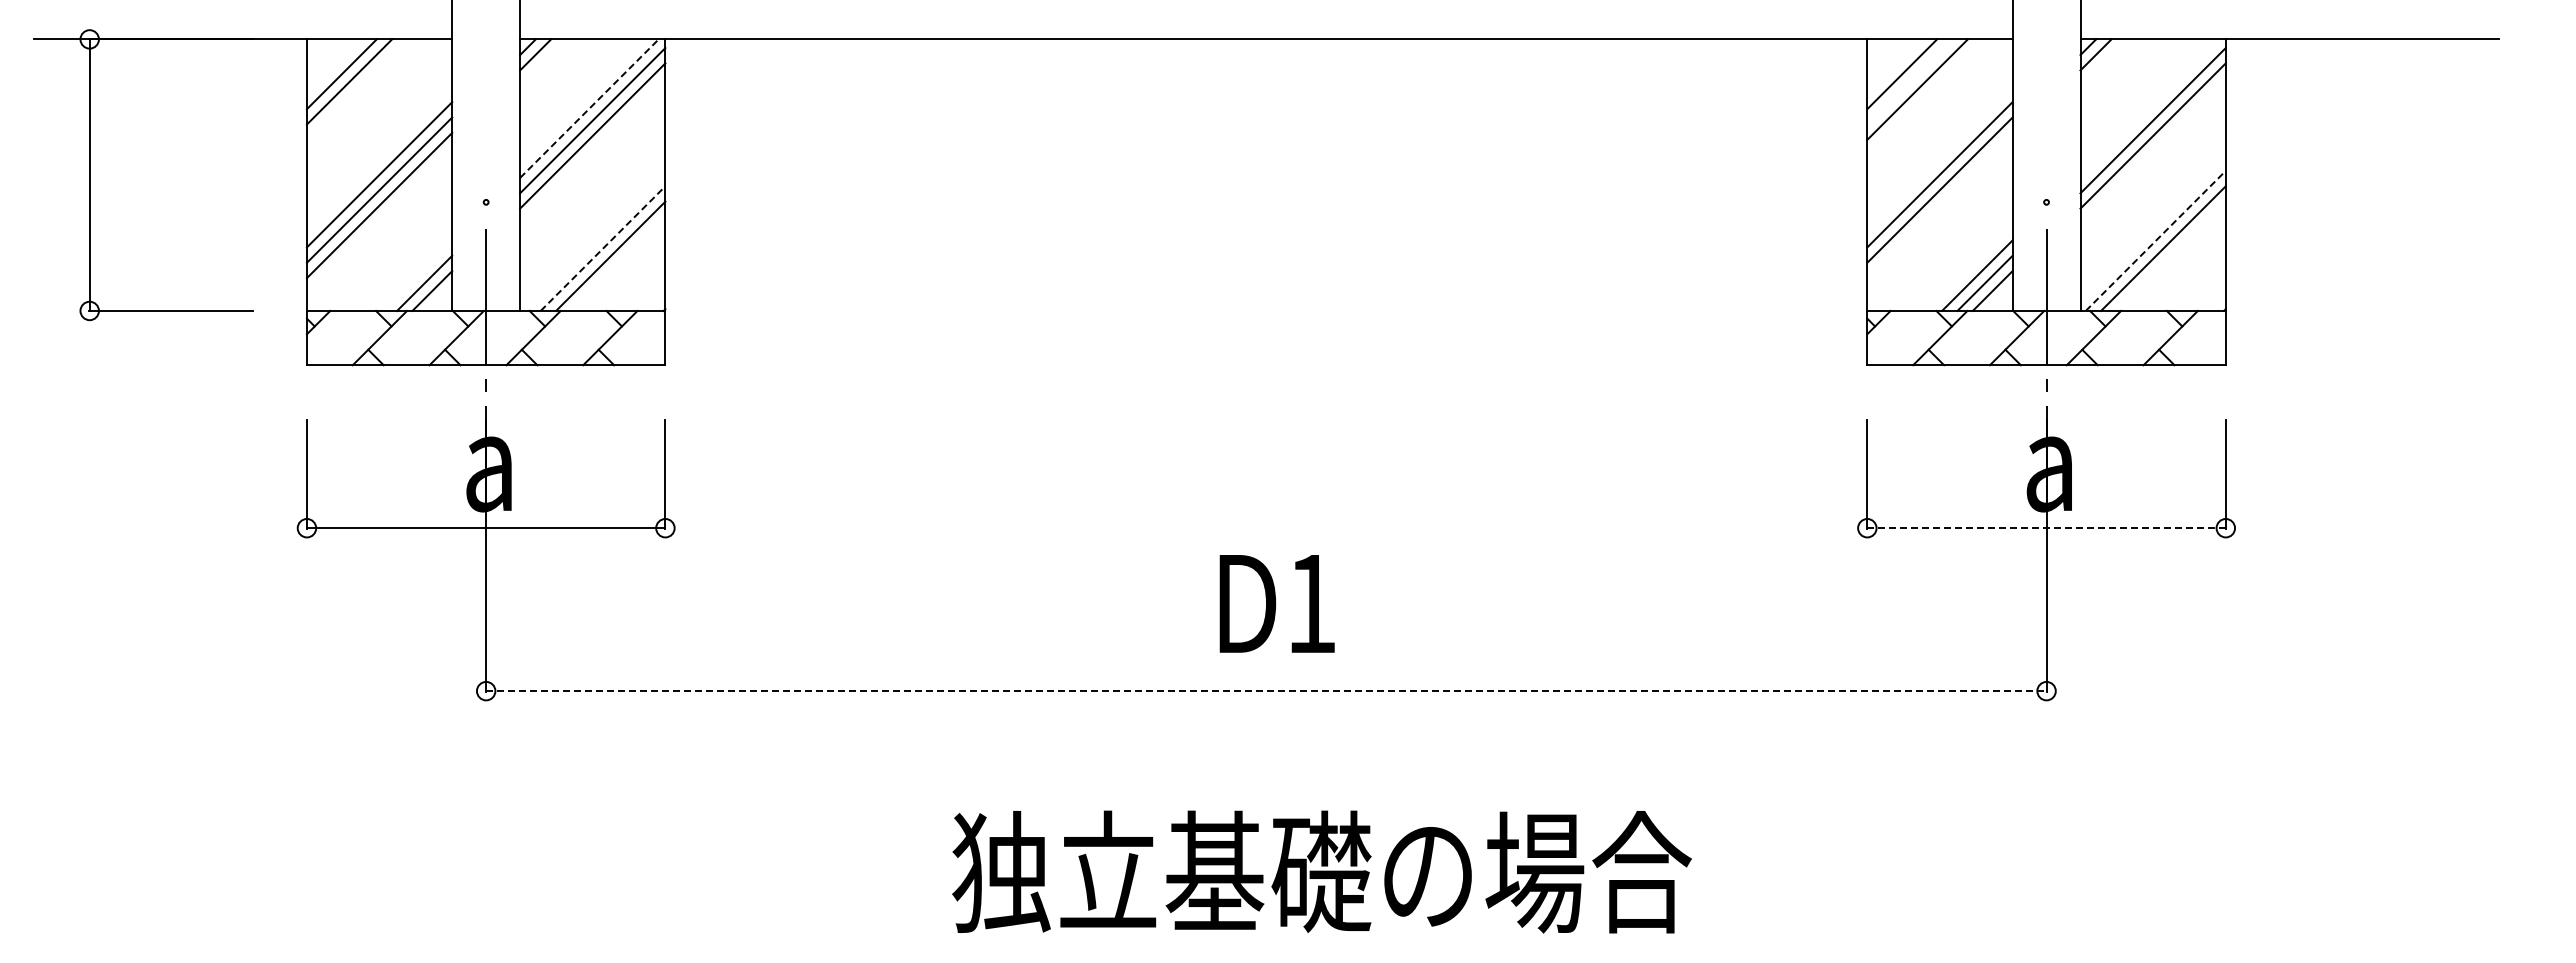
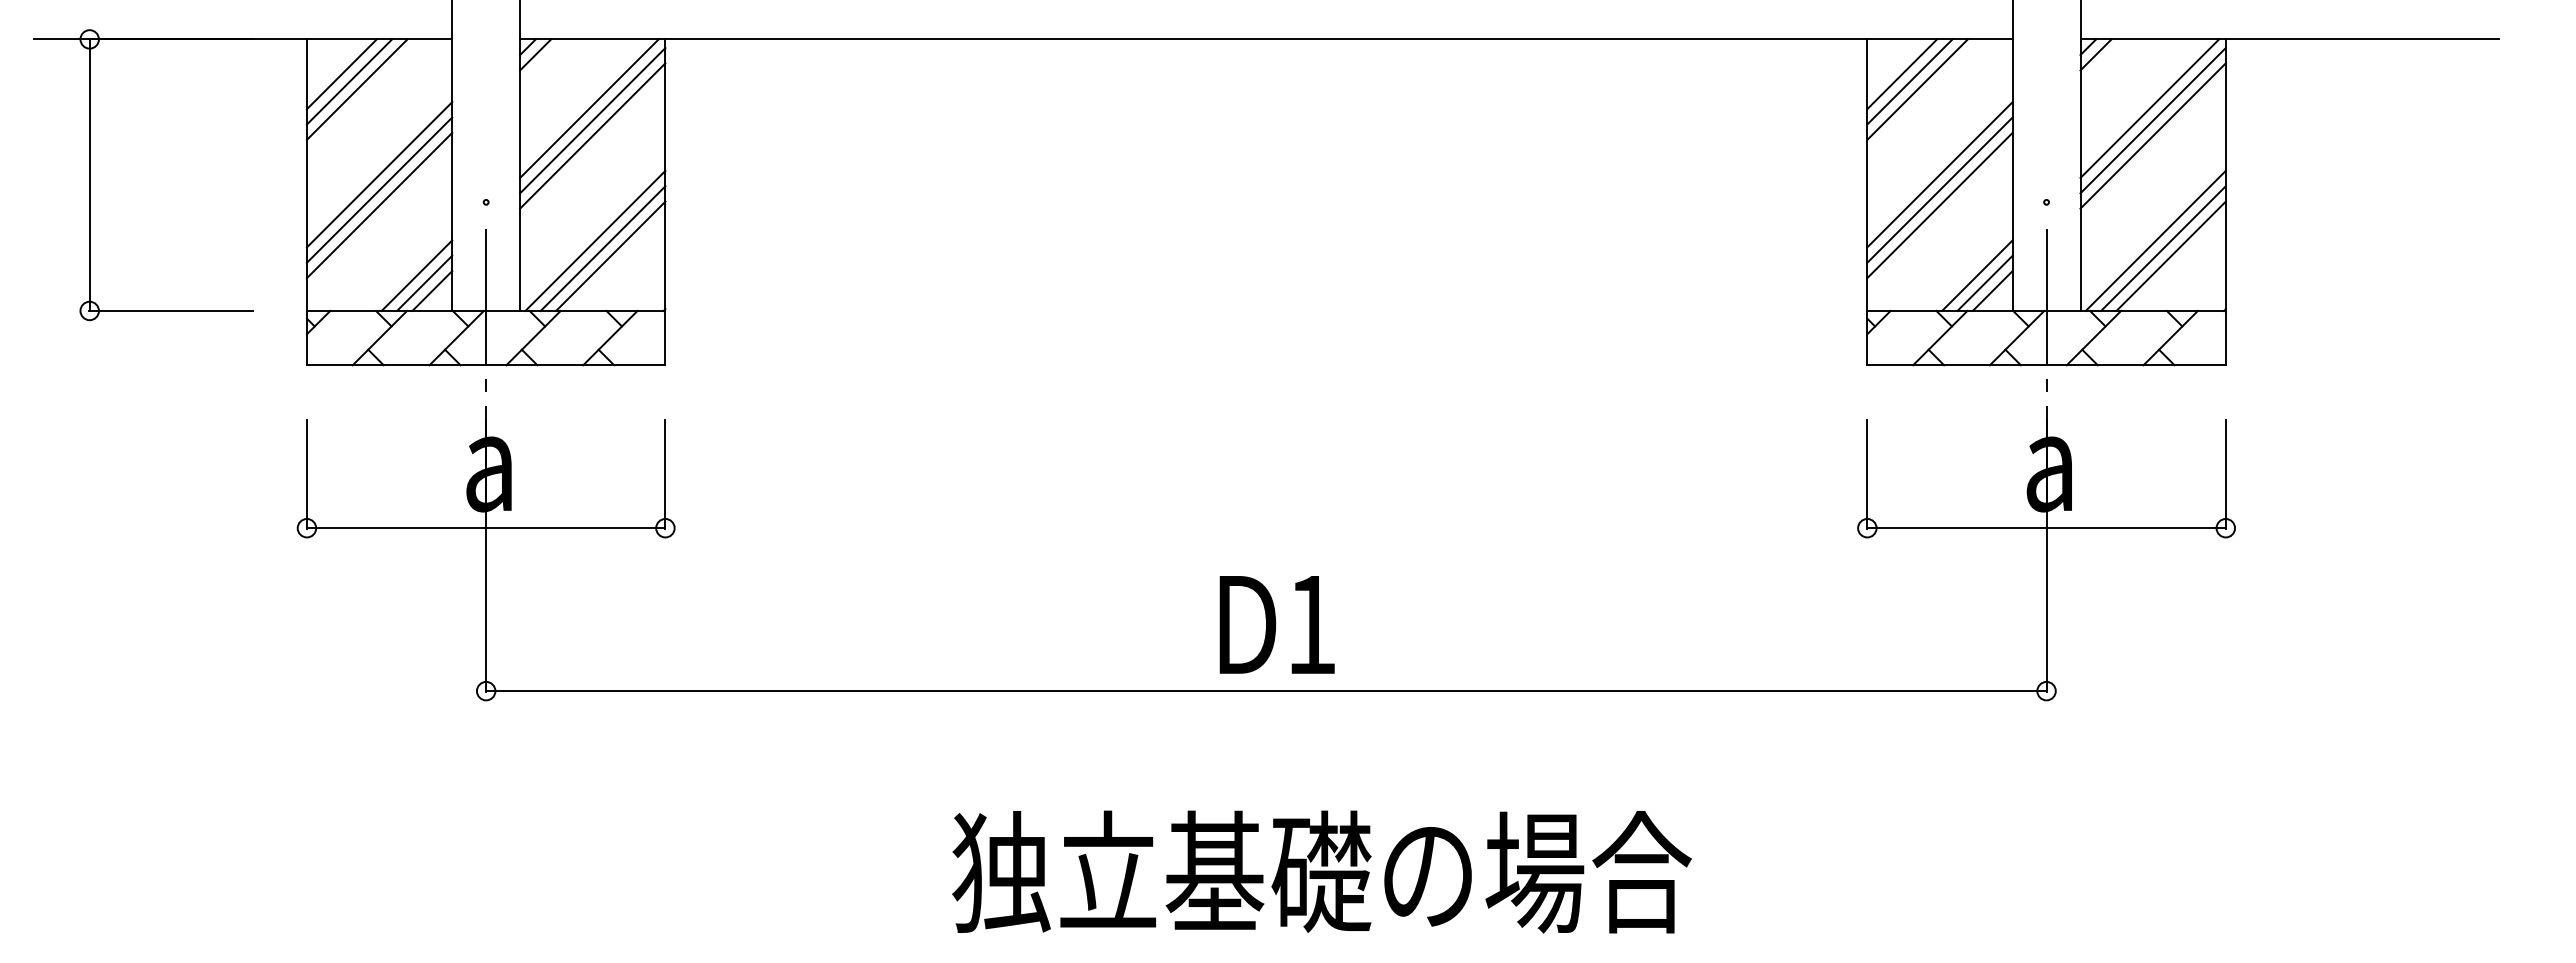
line: none -> present (1909, 81)
line: none -> present (356, 89)
line: dashed -> solid (589, 108)
line: none -> present (2149, 108)
line: none -> present (1939, 205)
line: none -> present (595, 240)
line: dashed -> solid (2156, 240)
line: dashed -> solid (603, 248)
line: none -> present (2170, 255)
line: none -> present (416, 275)
line: dashed -> solid (2046, 528)
text position: (1276, 603) -> (1276, 624) (1276, 624)
line: dashed -> solid (1266, 691)
